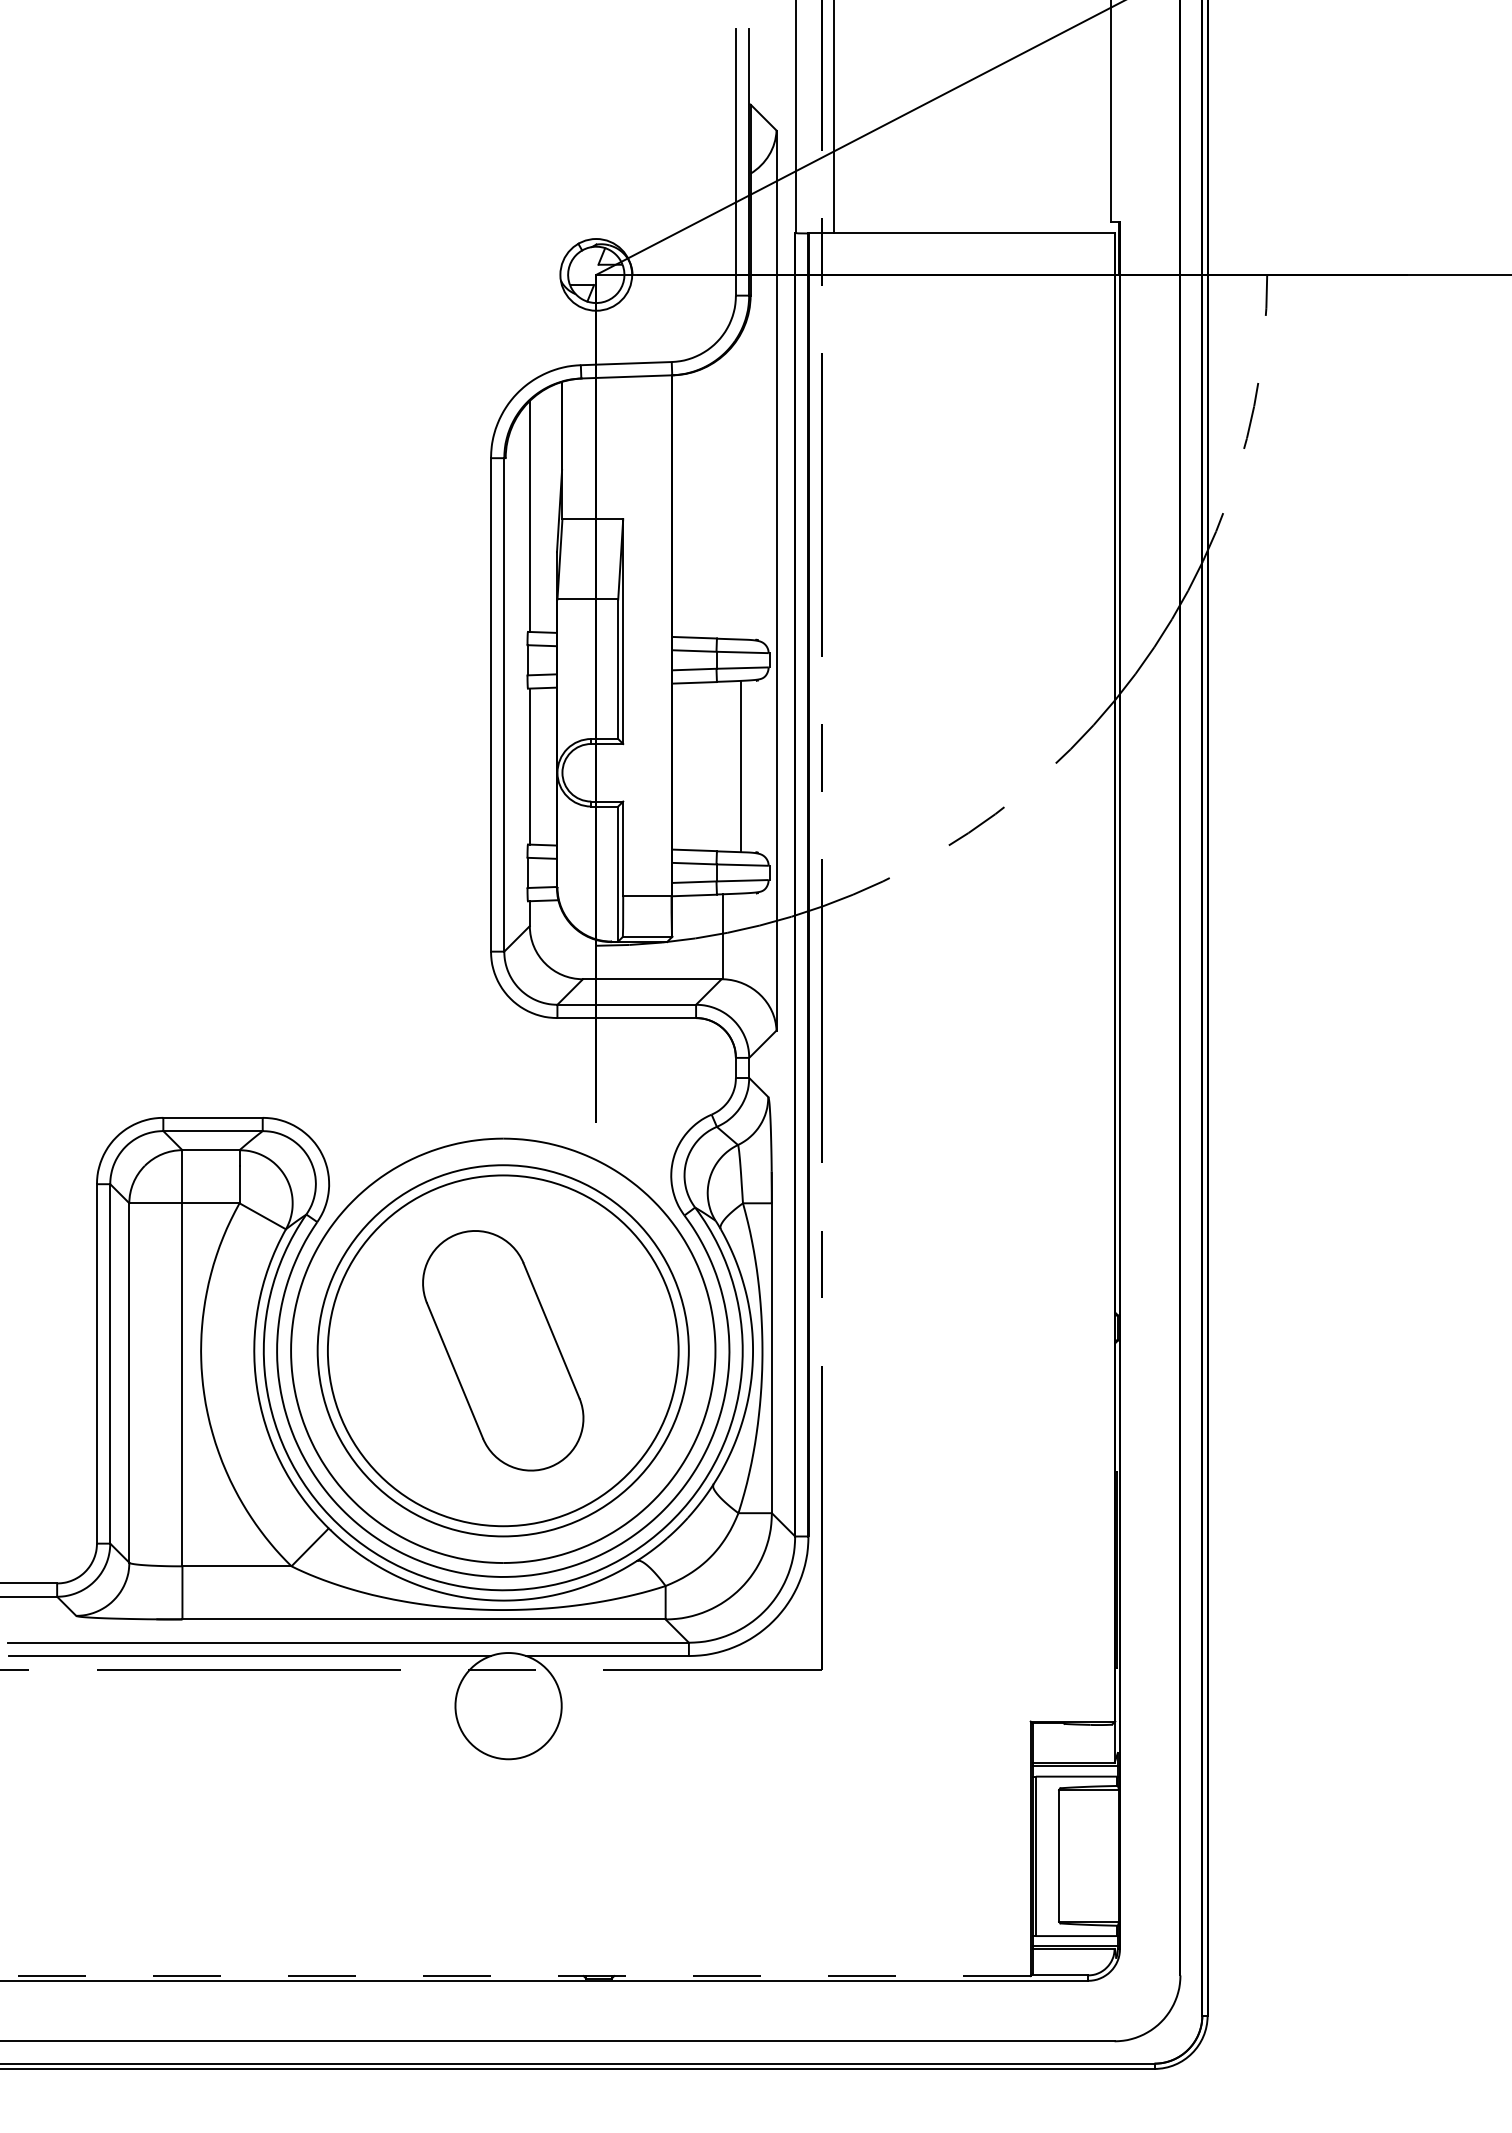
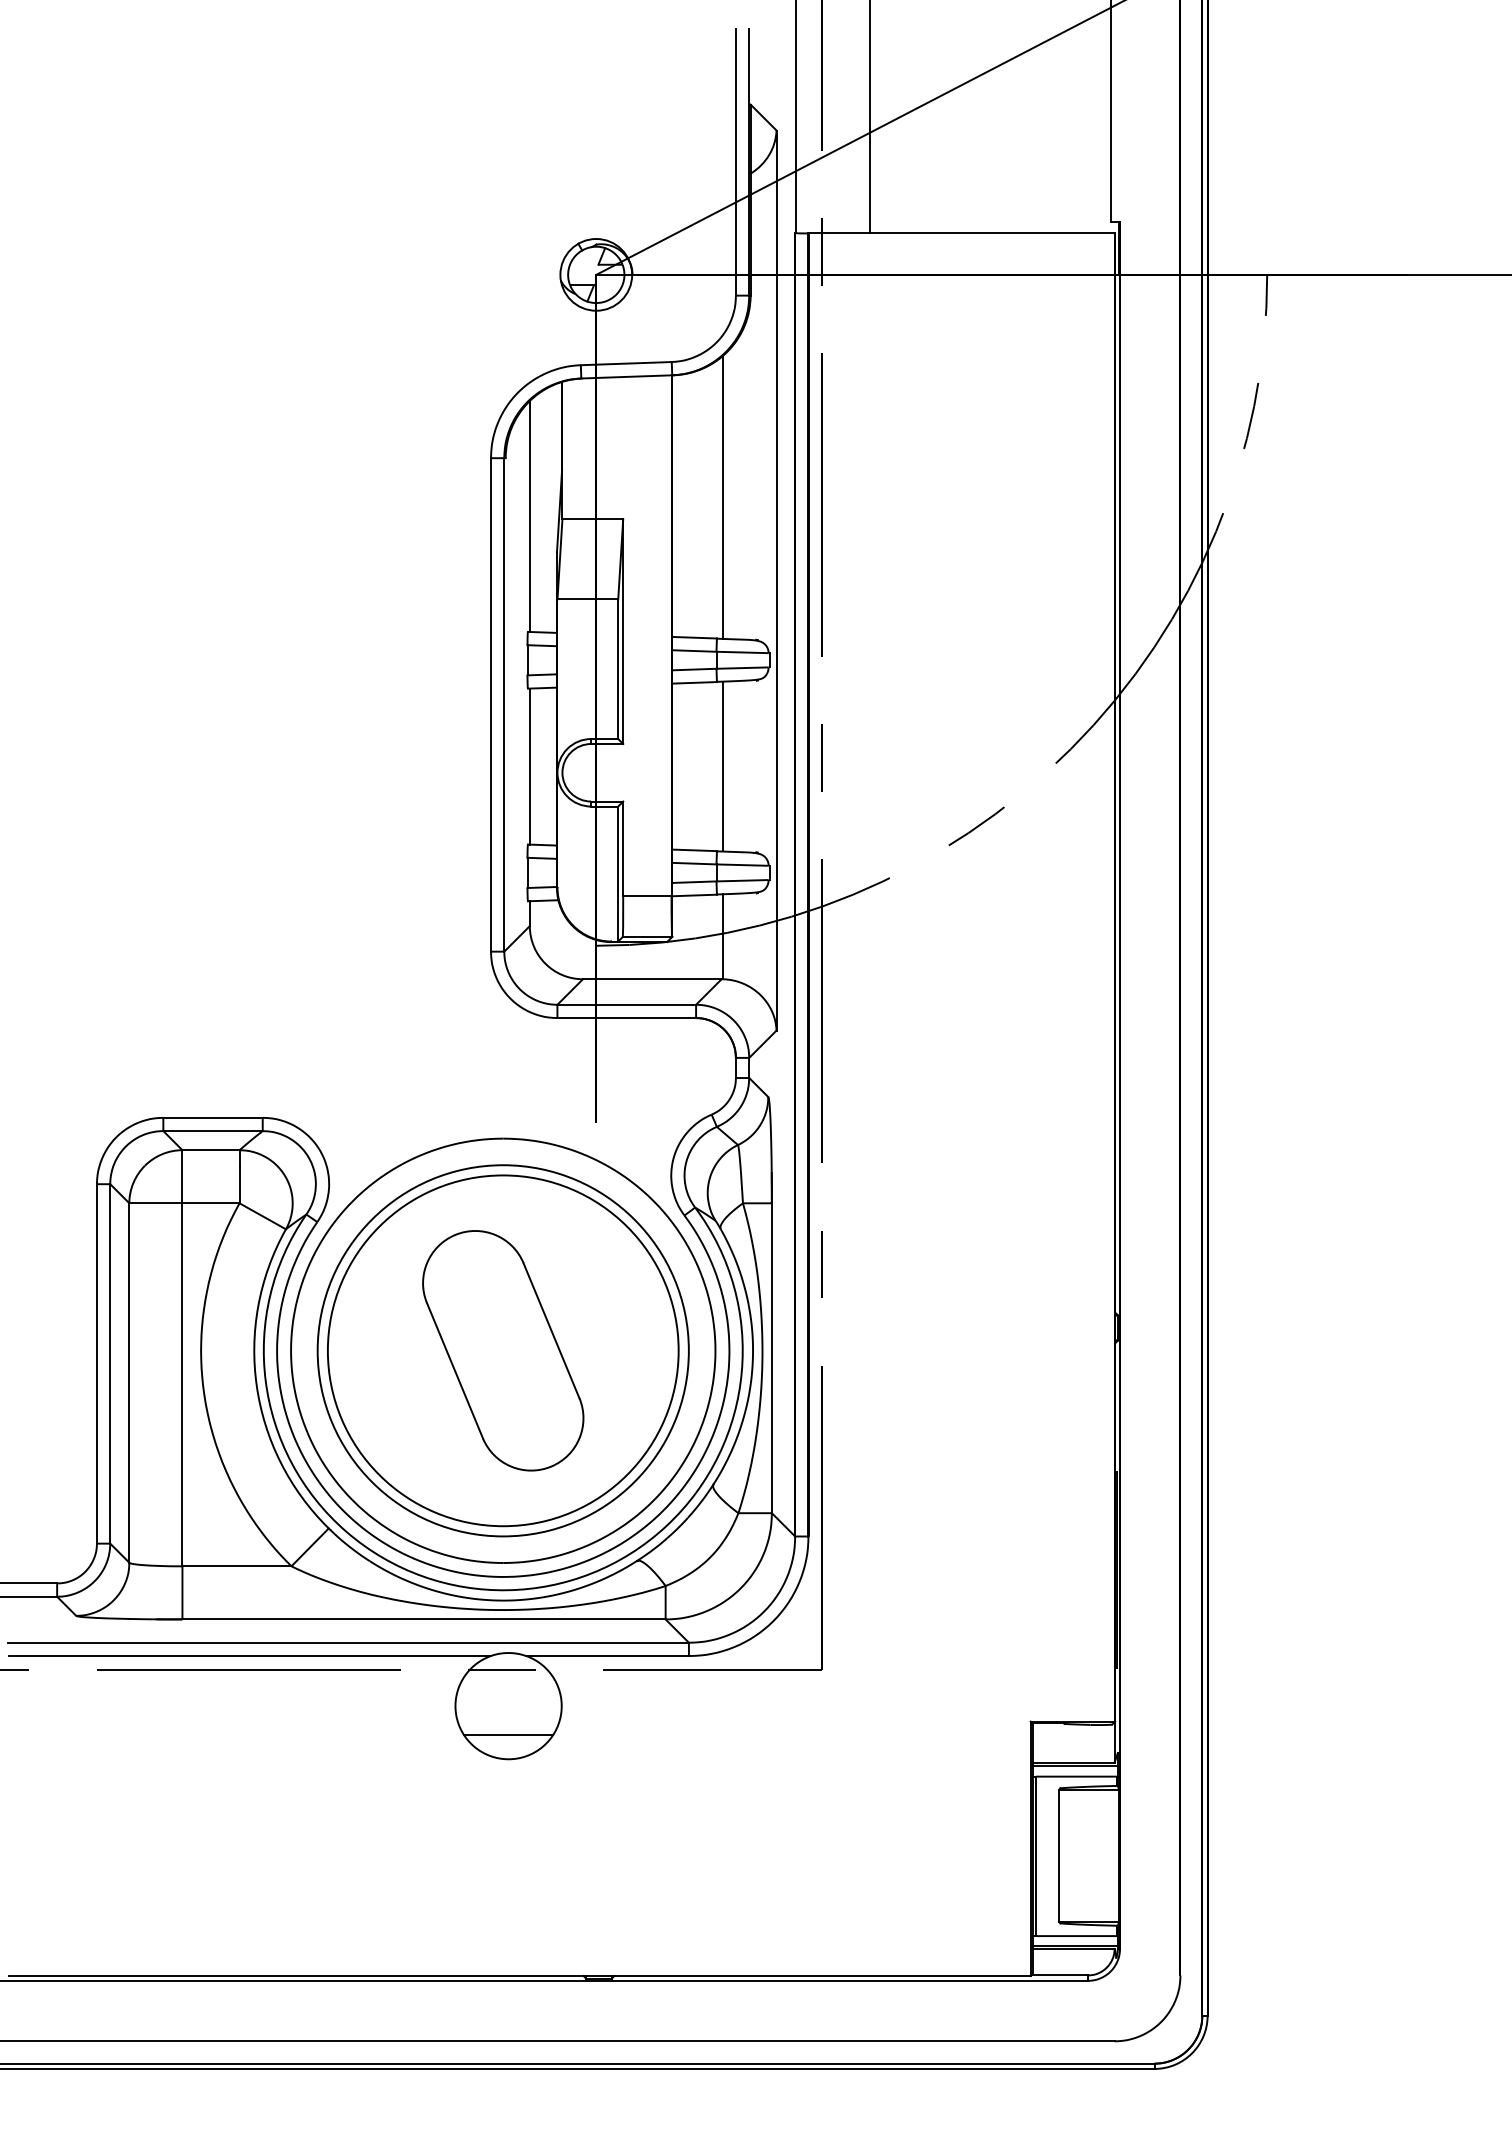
line position: (834, 117) -> (870, 117) (870, 117)
line: none -> present (723, 496)
line position: (741, 766) -> (723, 766) (723, 766)
line: none -> present (508, 1734)
line: dashed -> solid (519, 1976)
